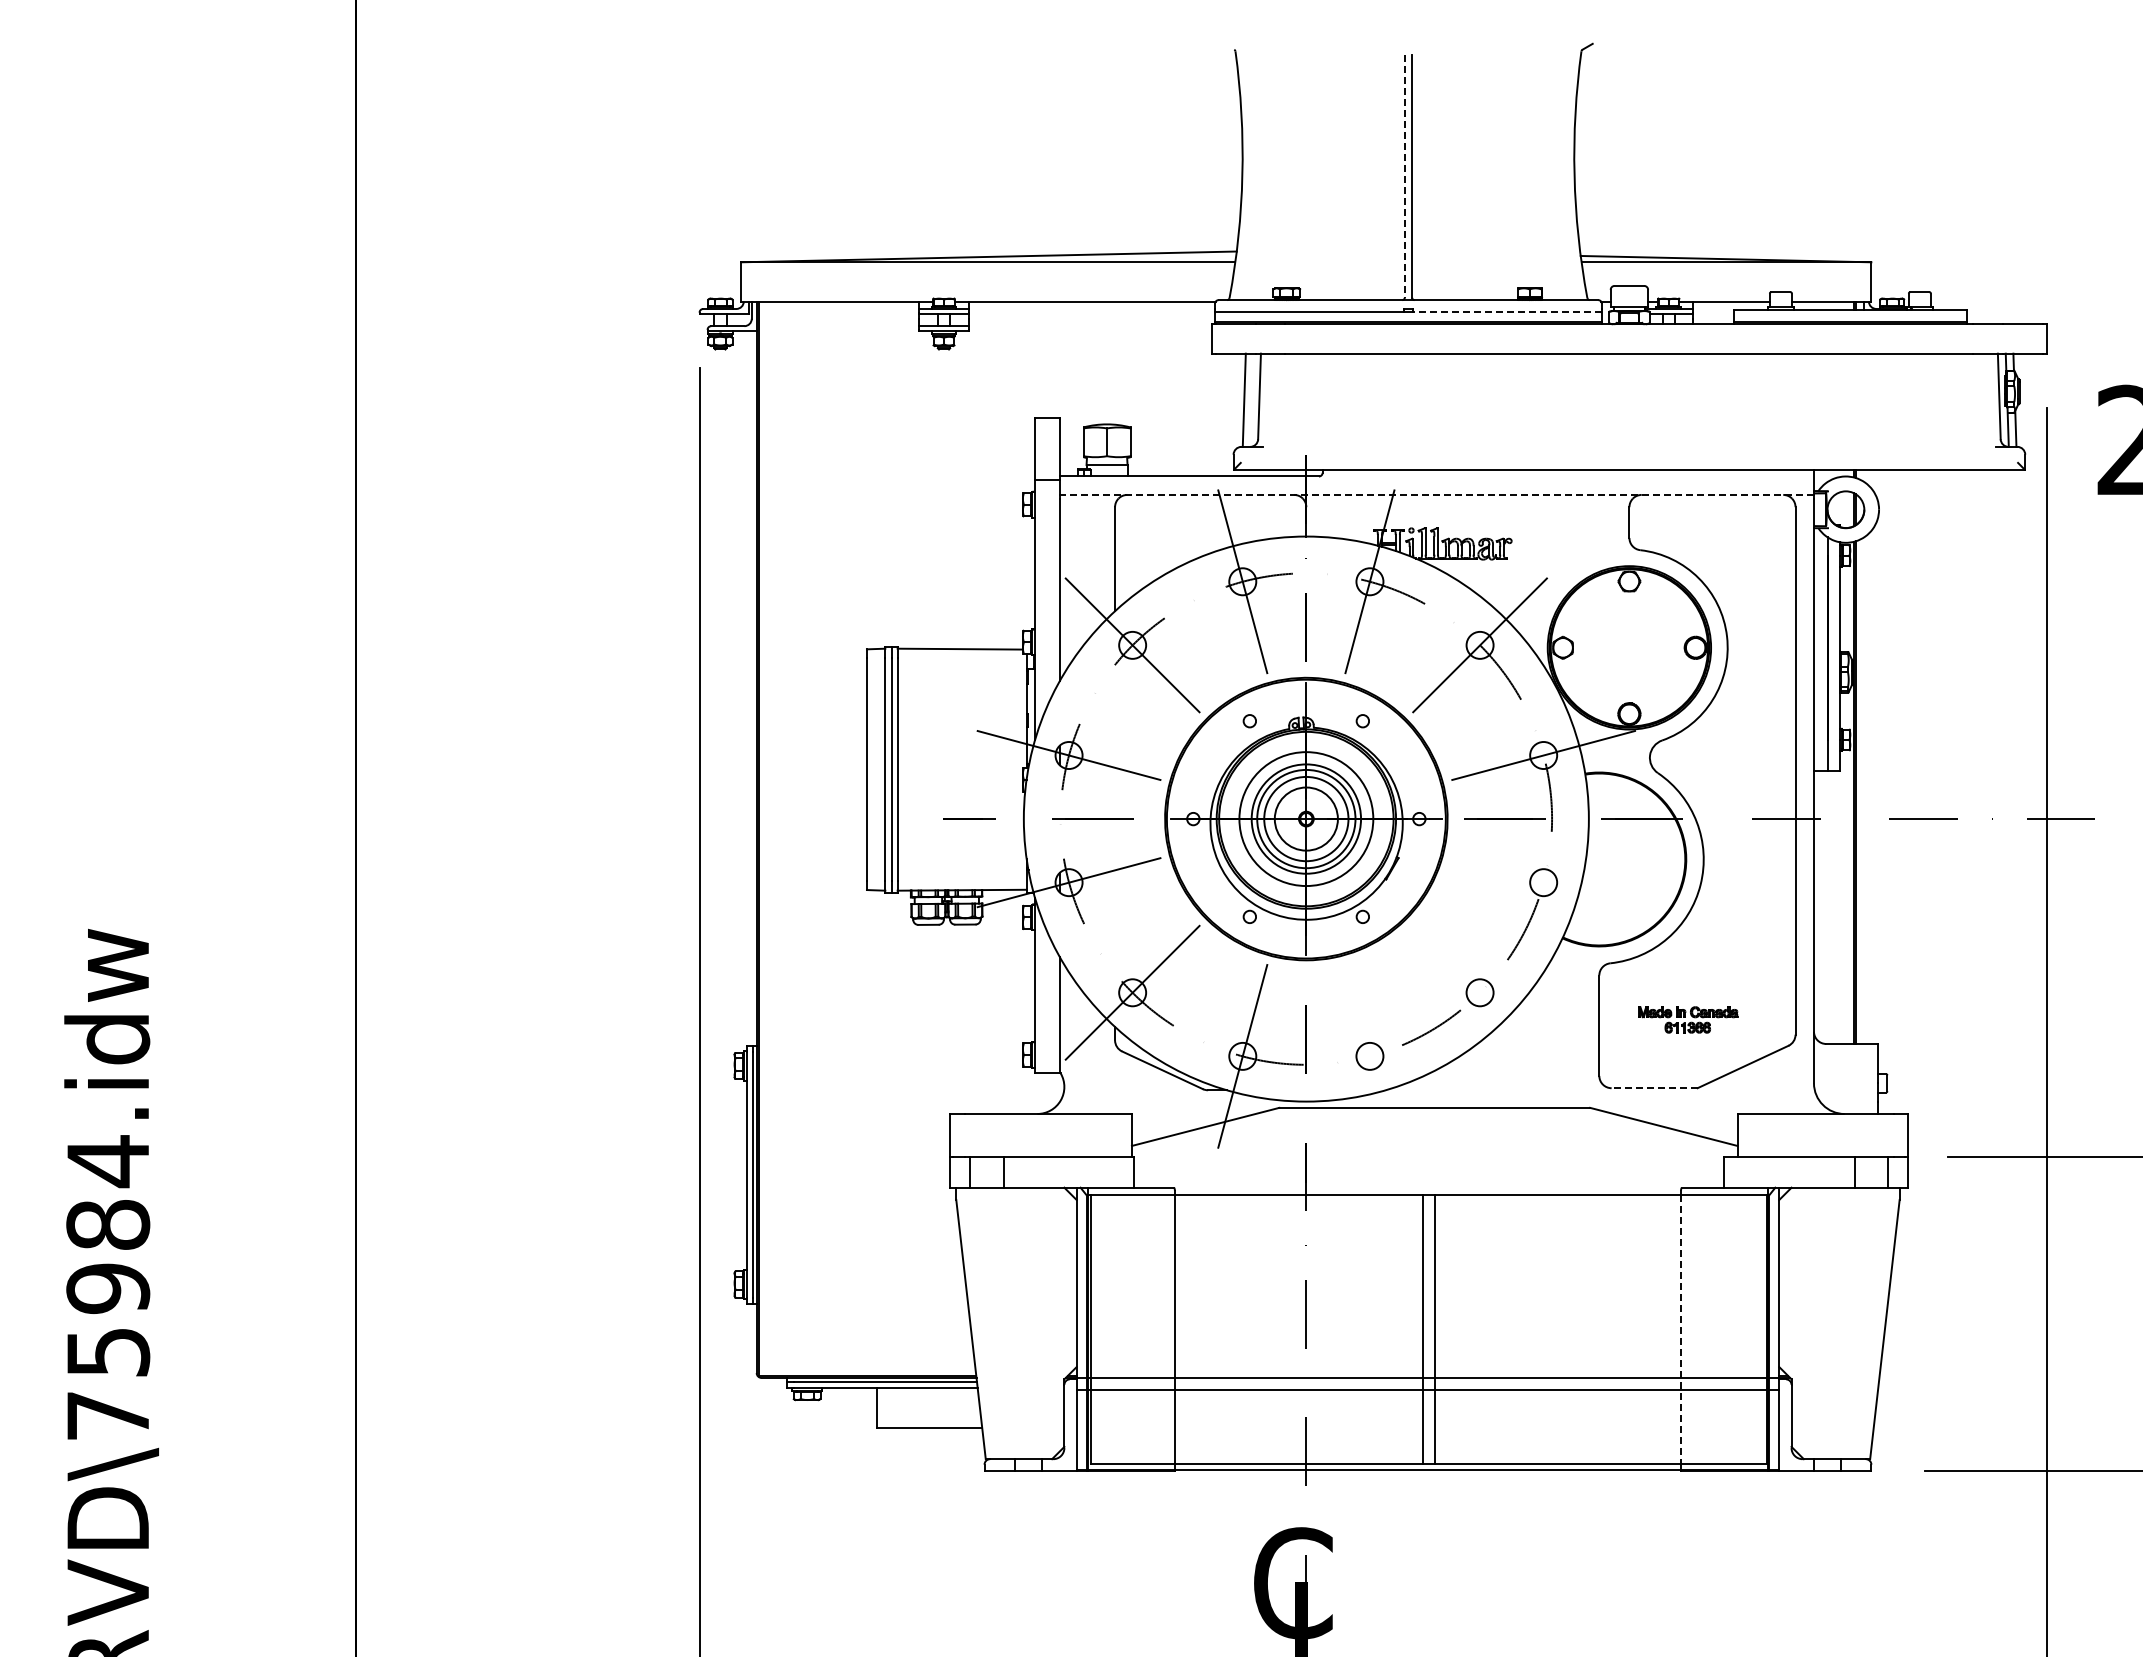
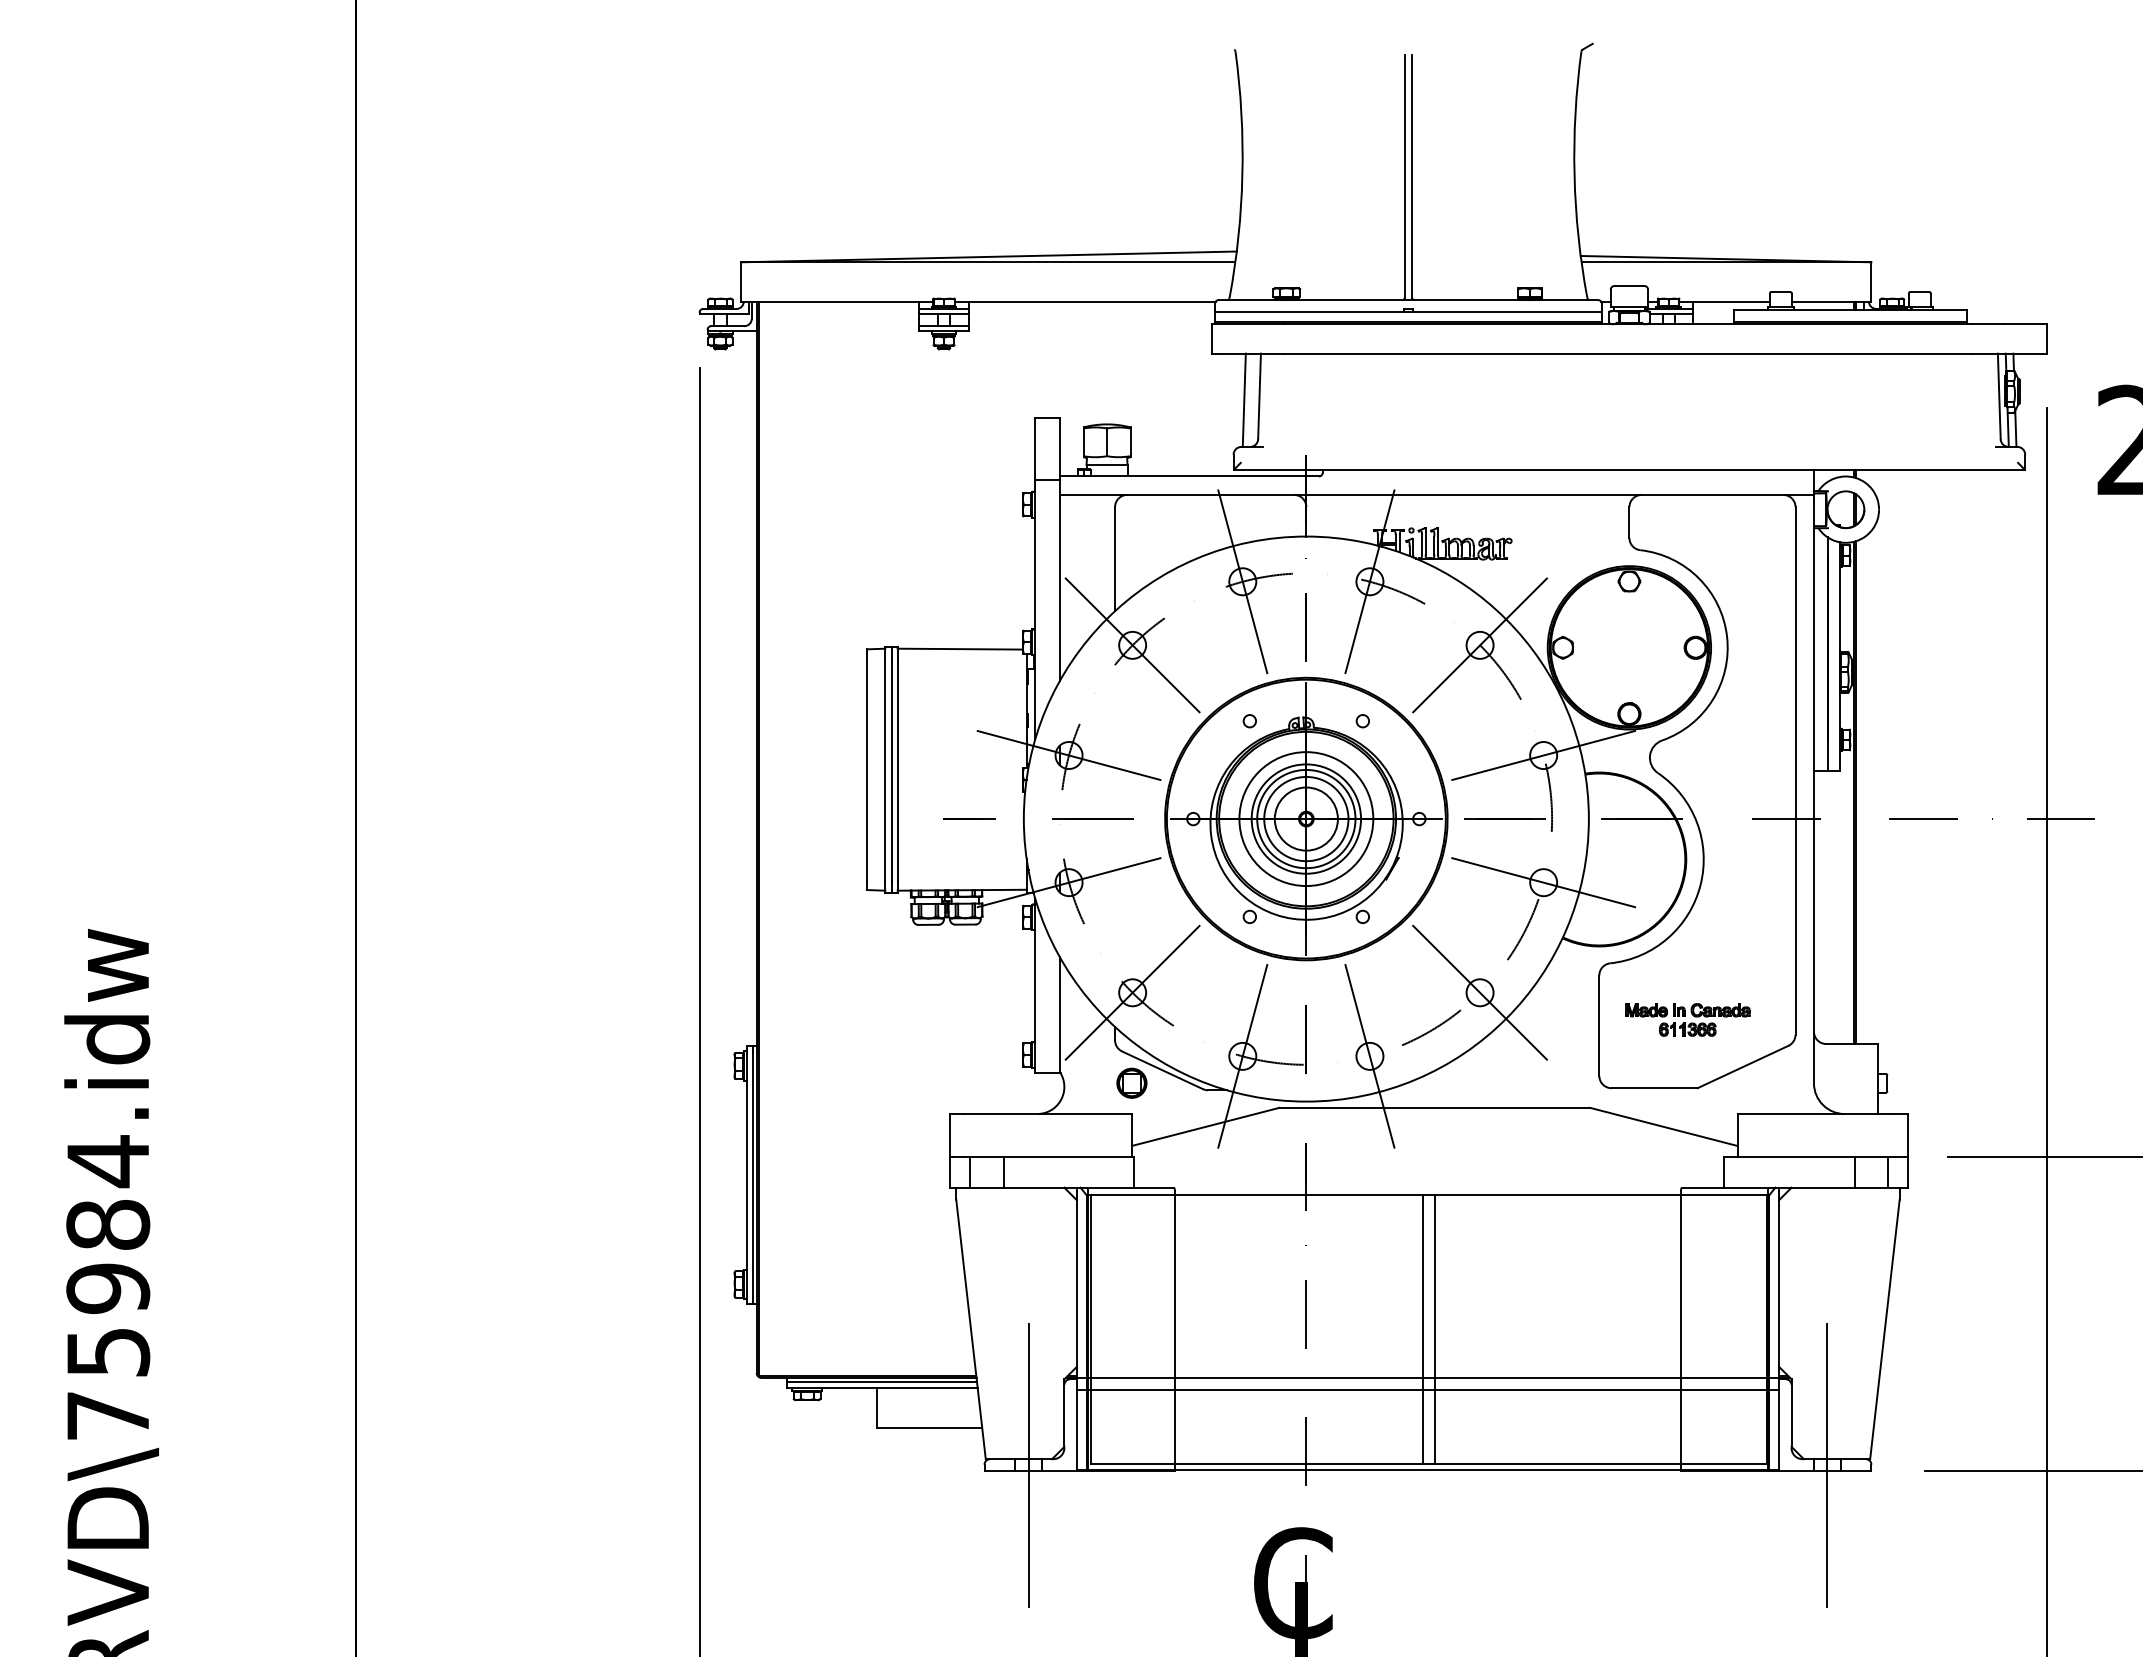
line: dashed -> solid (1404, 176)
line: dashed -> solid (1507, 312)
line: dashed -> solid (1436, 494)
line: none -> present (1543, 882)
line: none -> present (1479, 992)
part size: 101x28 px -> 126x34 px (1687, 1019)
line: none -> present (1369, 1056)
part: none -> present (1131, 1082)
line: dashed -> solid (1654, 1088)
line: dashed -> solid (1681, 1329)
line: none -> present (1028, 1465)
line: none -> present (1827, 1465)
